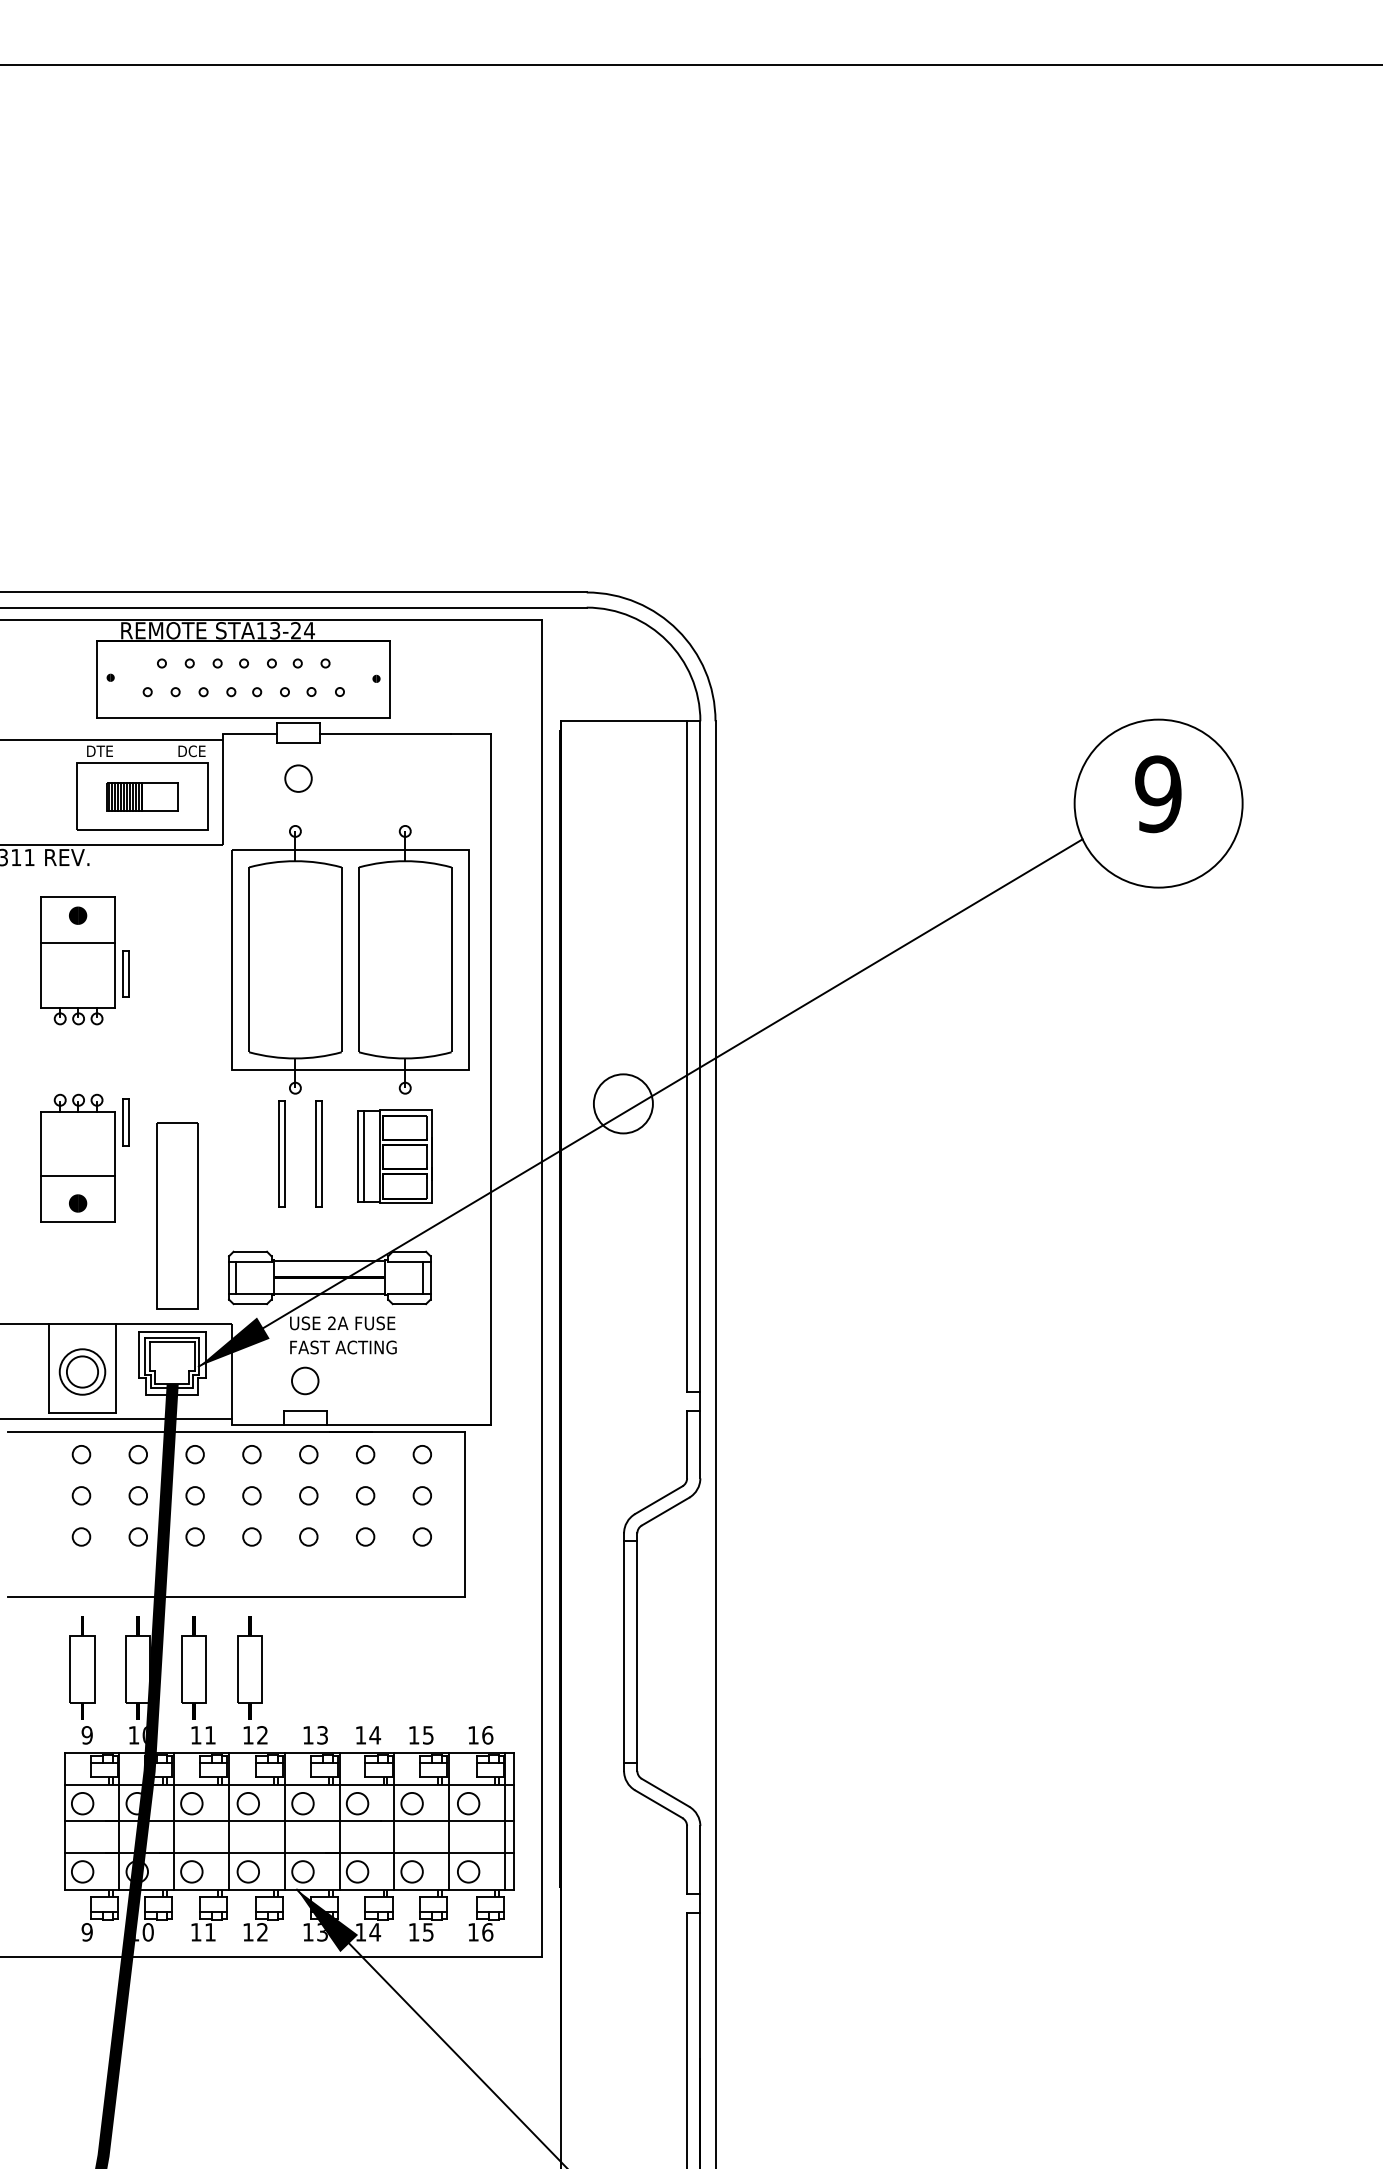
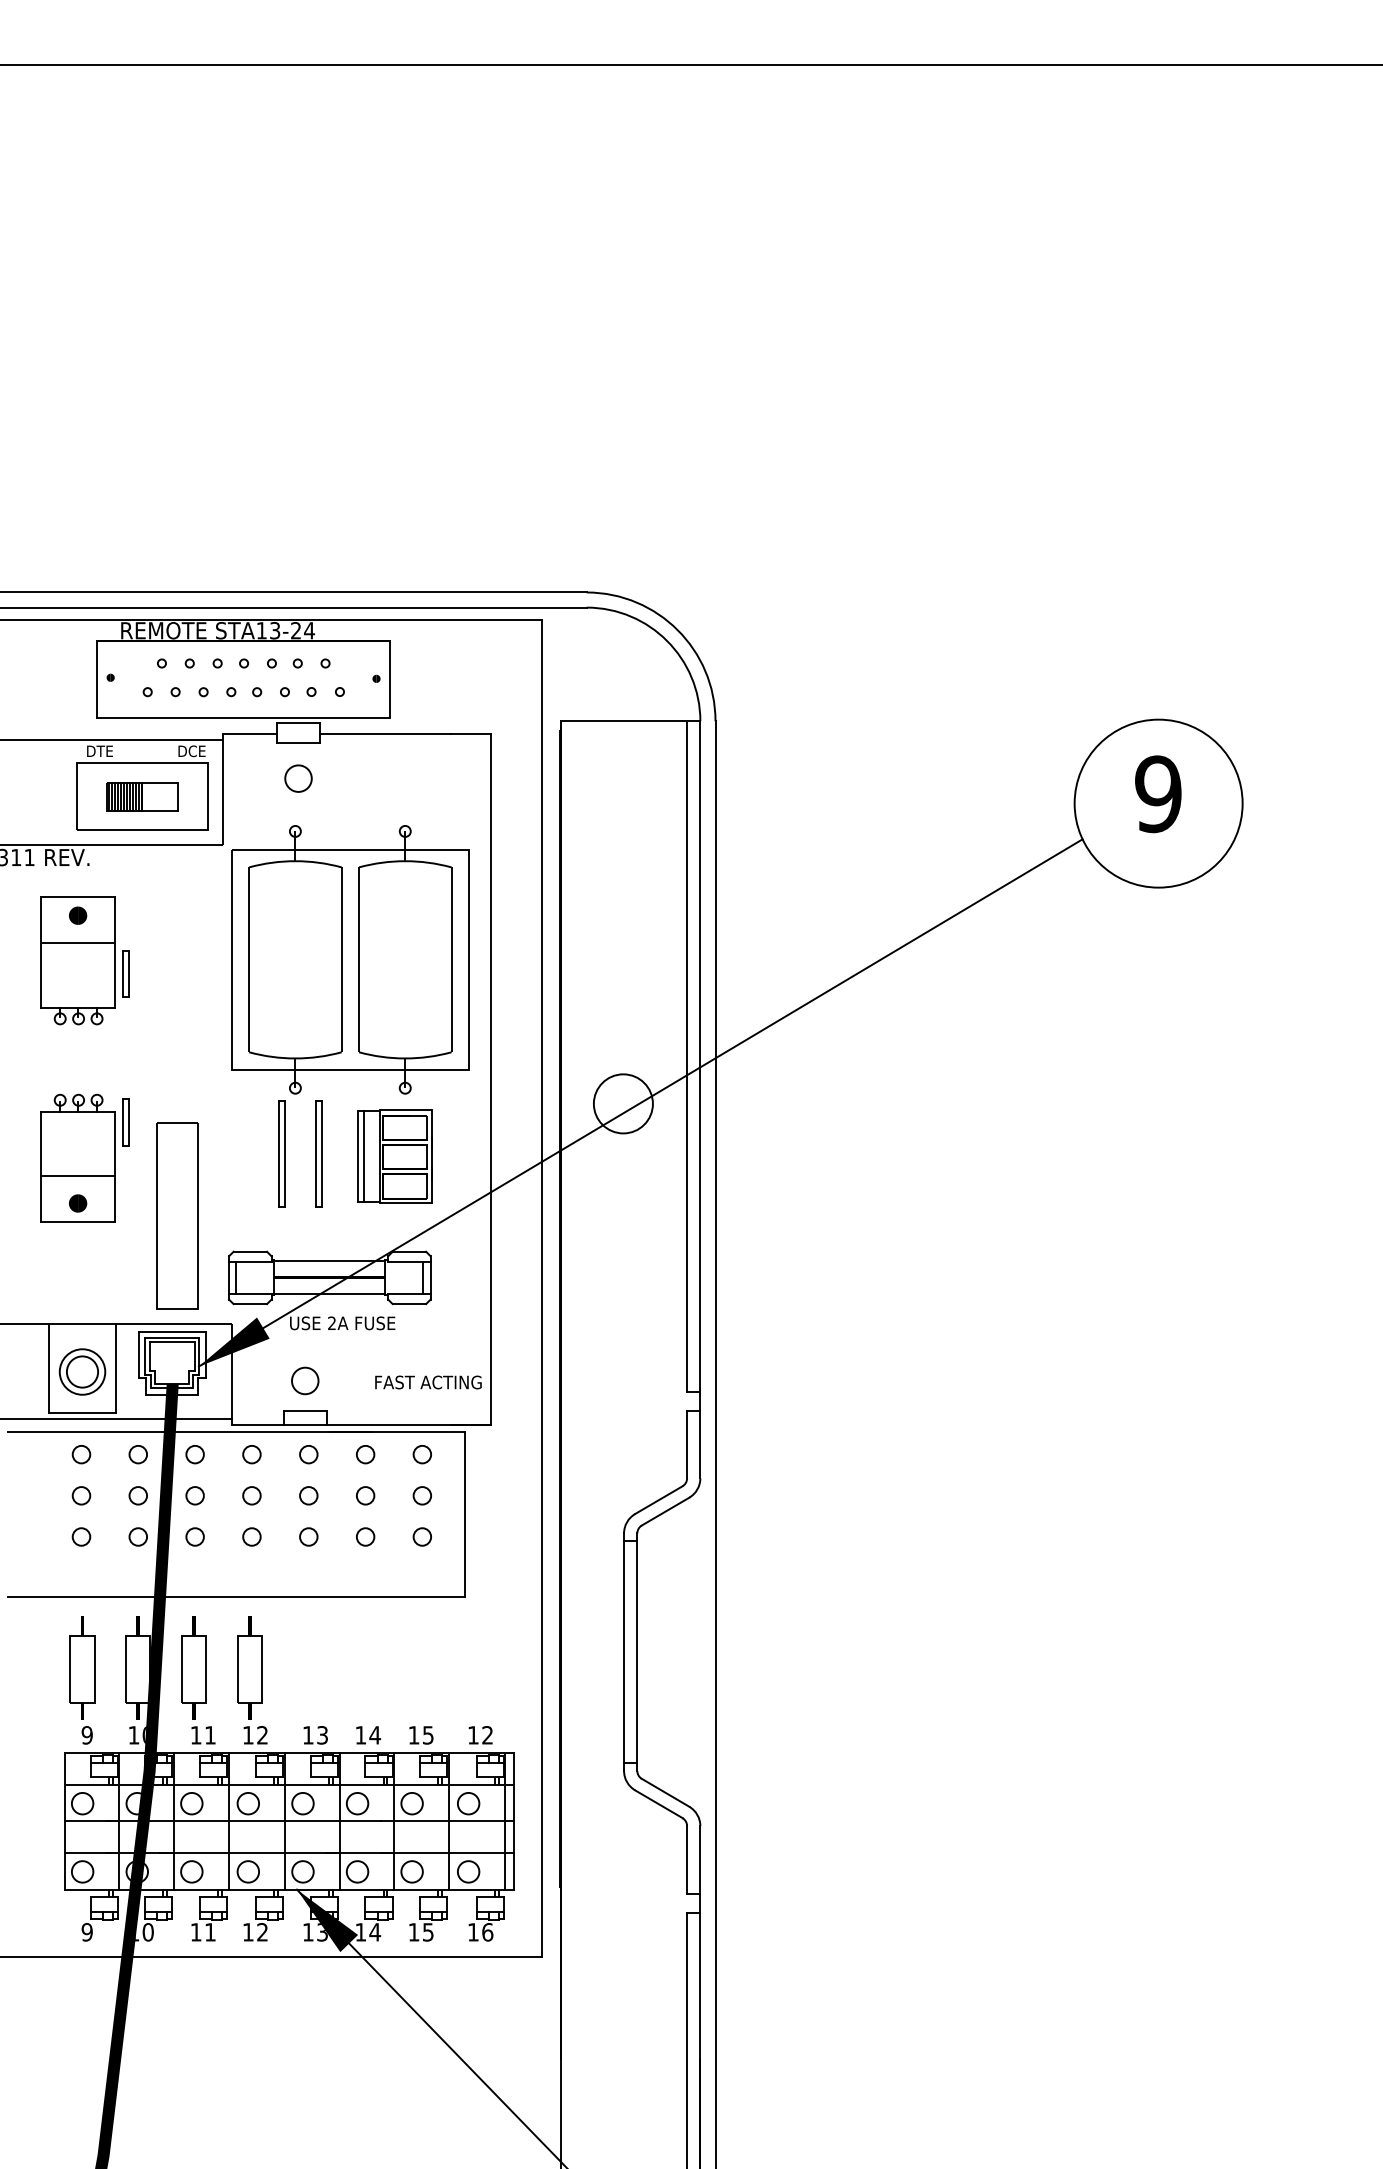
text position: (343, 1347) -> (428, 1382) (428, 1382)
text: 16 -> 12 (487, 1735)
